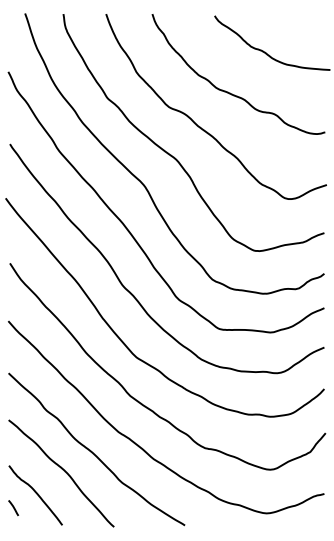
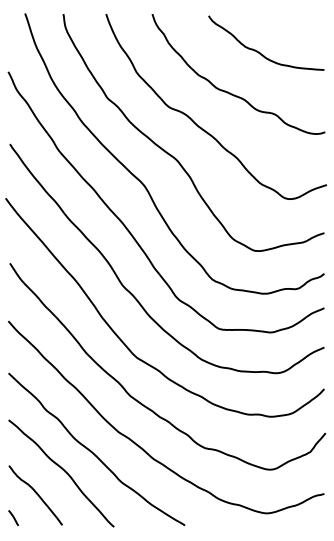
curve position: (265, 51) -> (259, 51) (259, 51)
line position: (13, 508) -> (13, 518) (13, 518)
